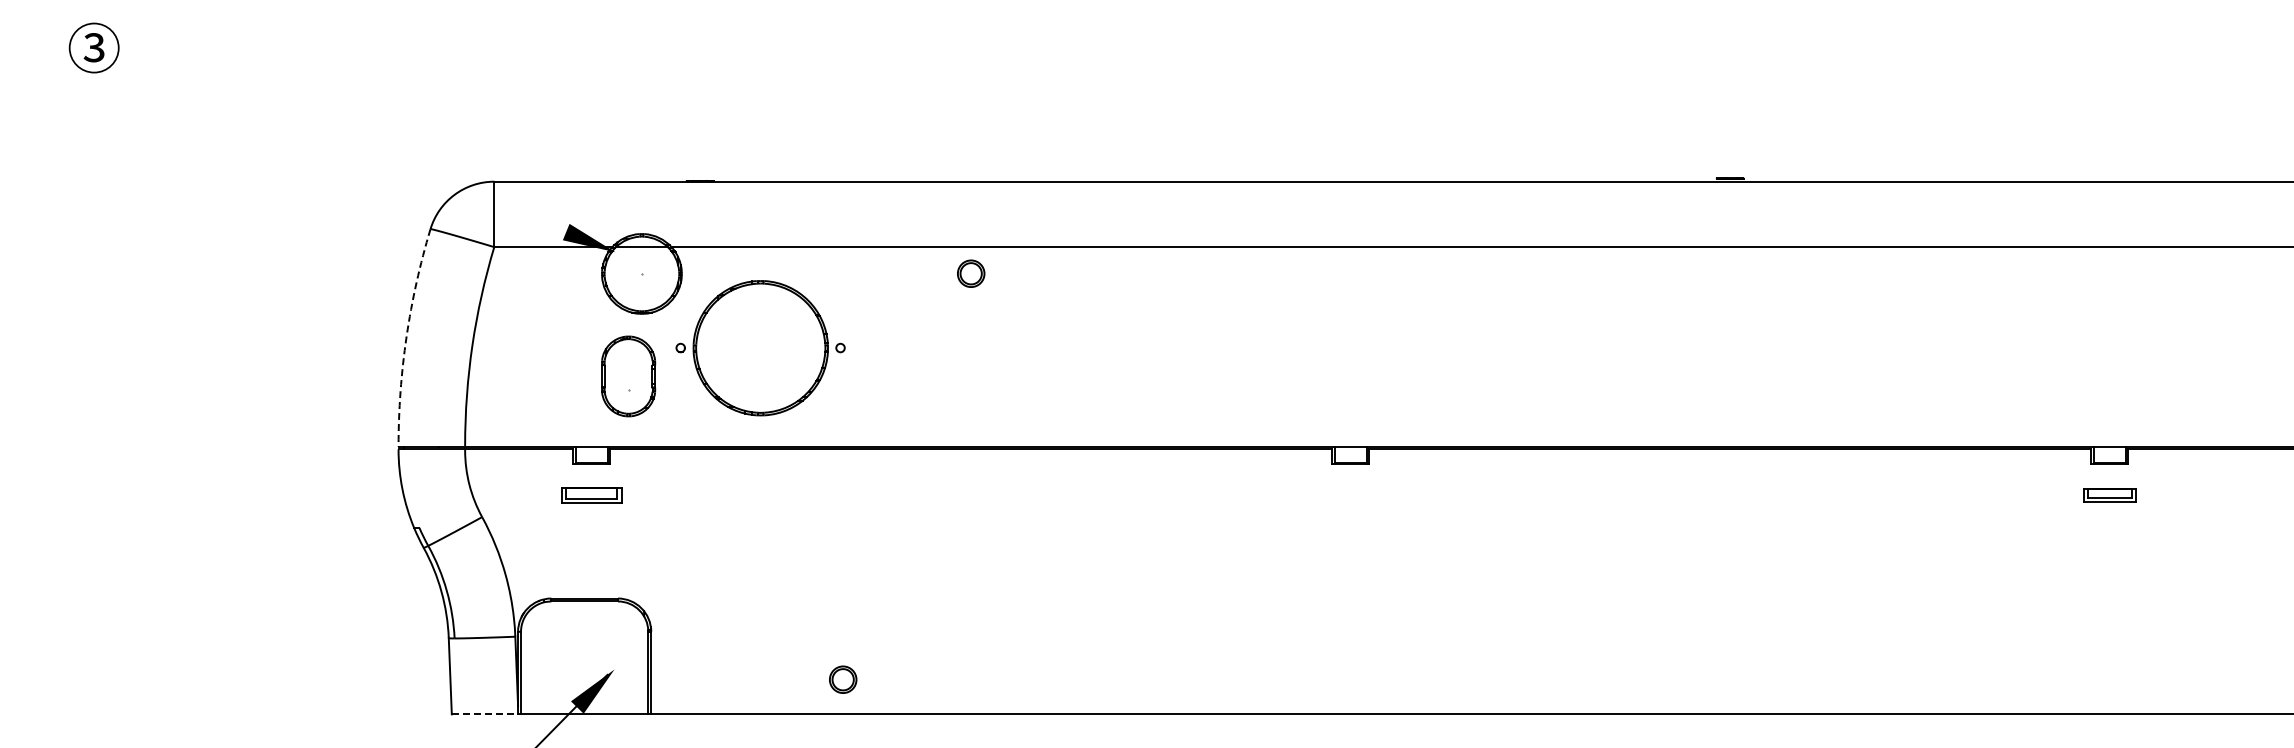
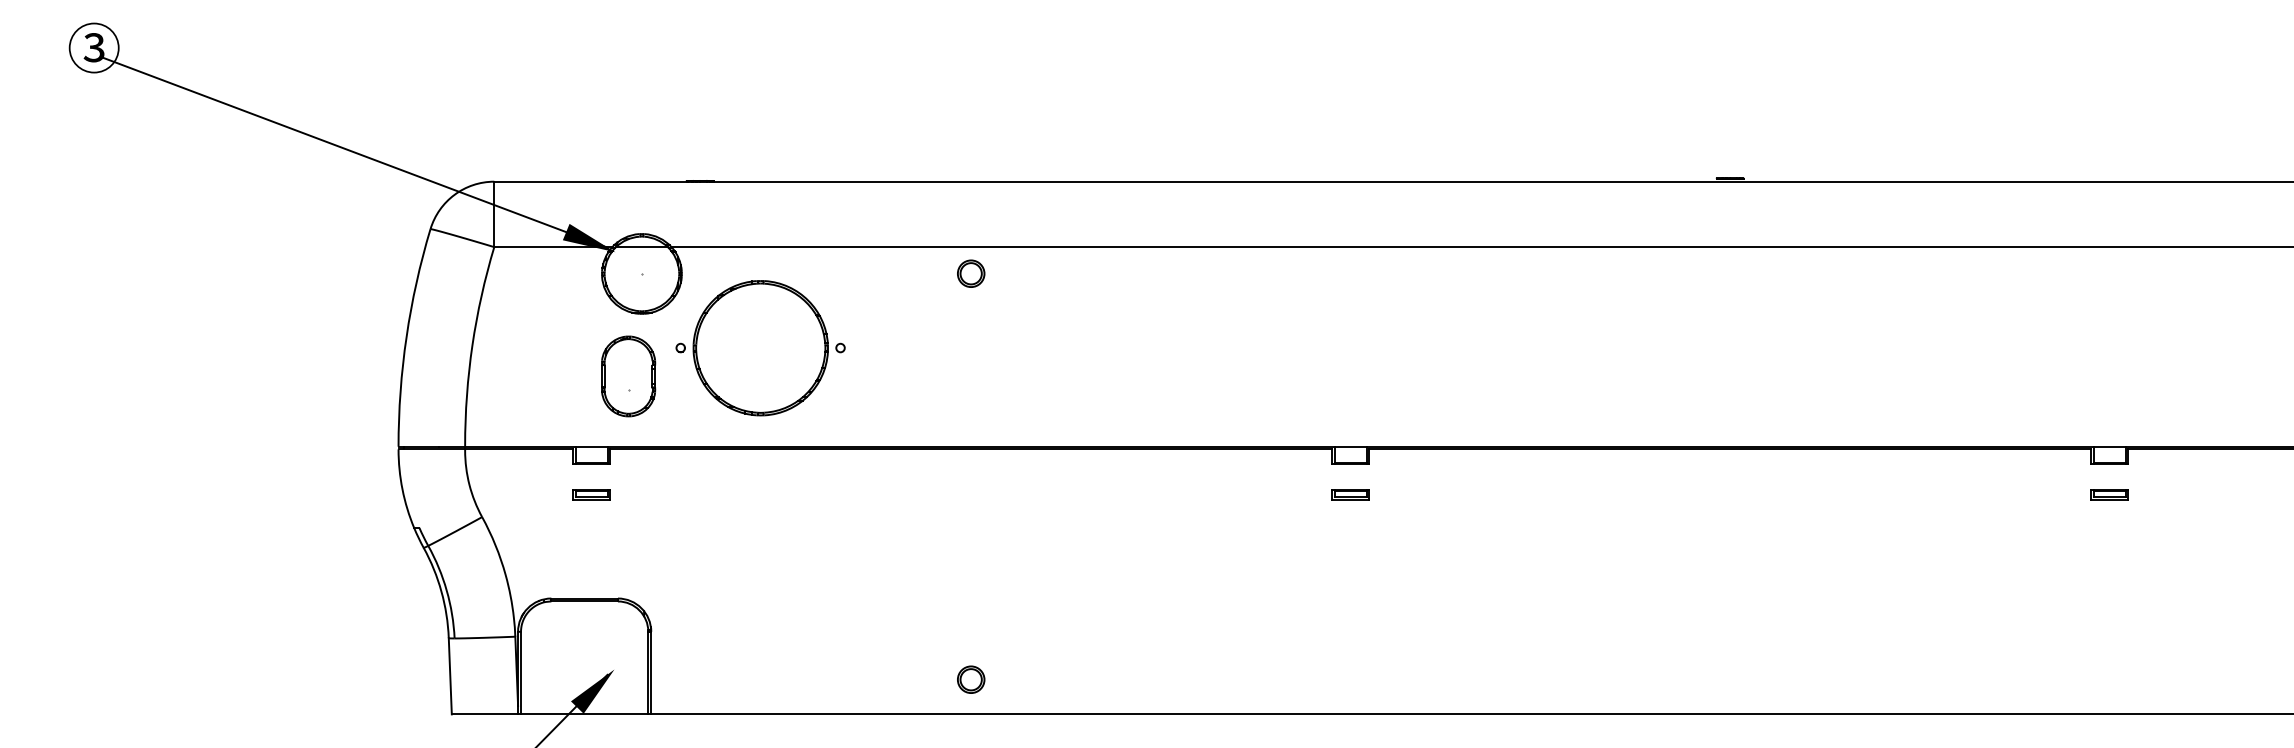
line: none -> present (355, 152)
arc: dashed -> solid (406, 336)
part: none -> present (1350, 494)
part size: 62x17 px -> 39x12 px (591, 494)
part size: 54x15 px -> 39x12 px (2109, 494)
part position: (843, 679) -> (971, 679) (971, 679)
line: dashed -> solid (485, 714)
